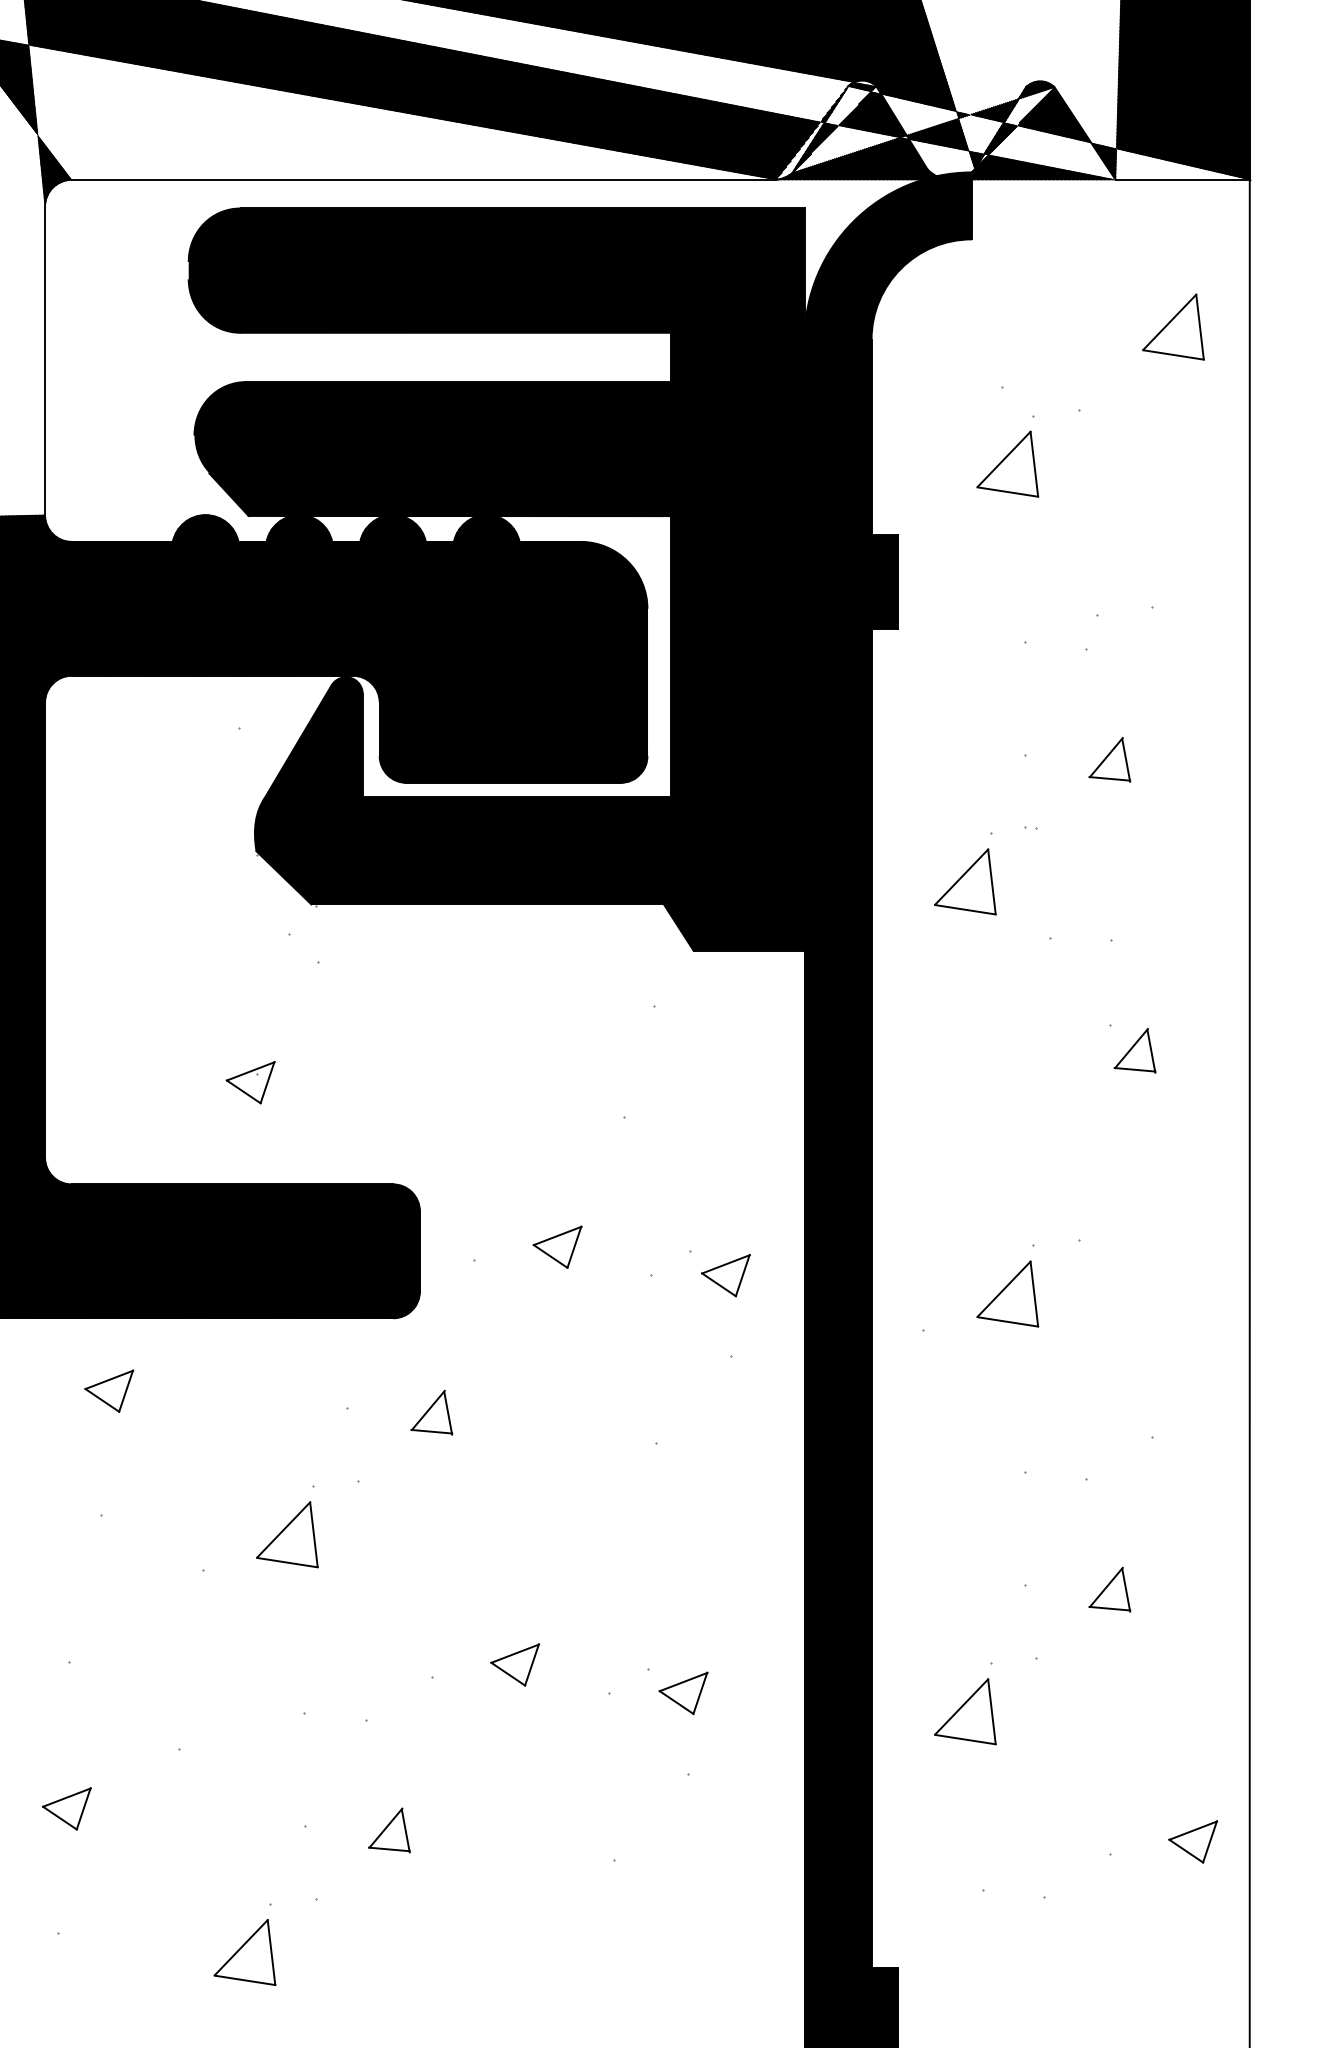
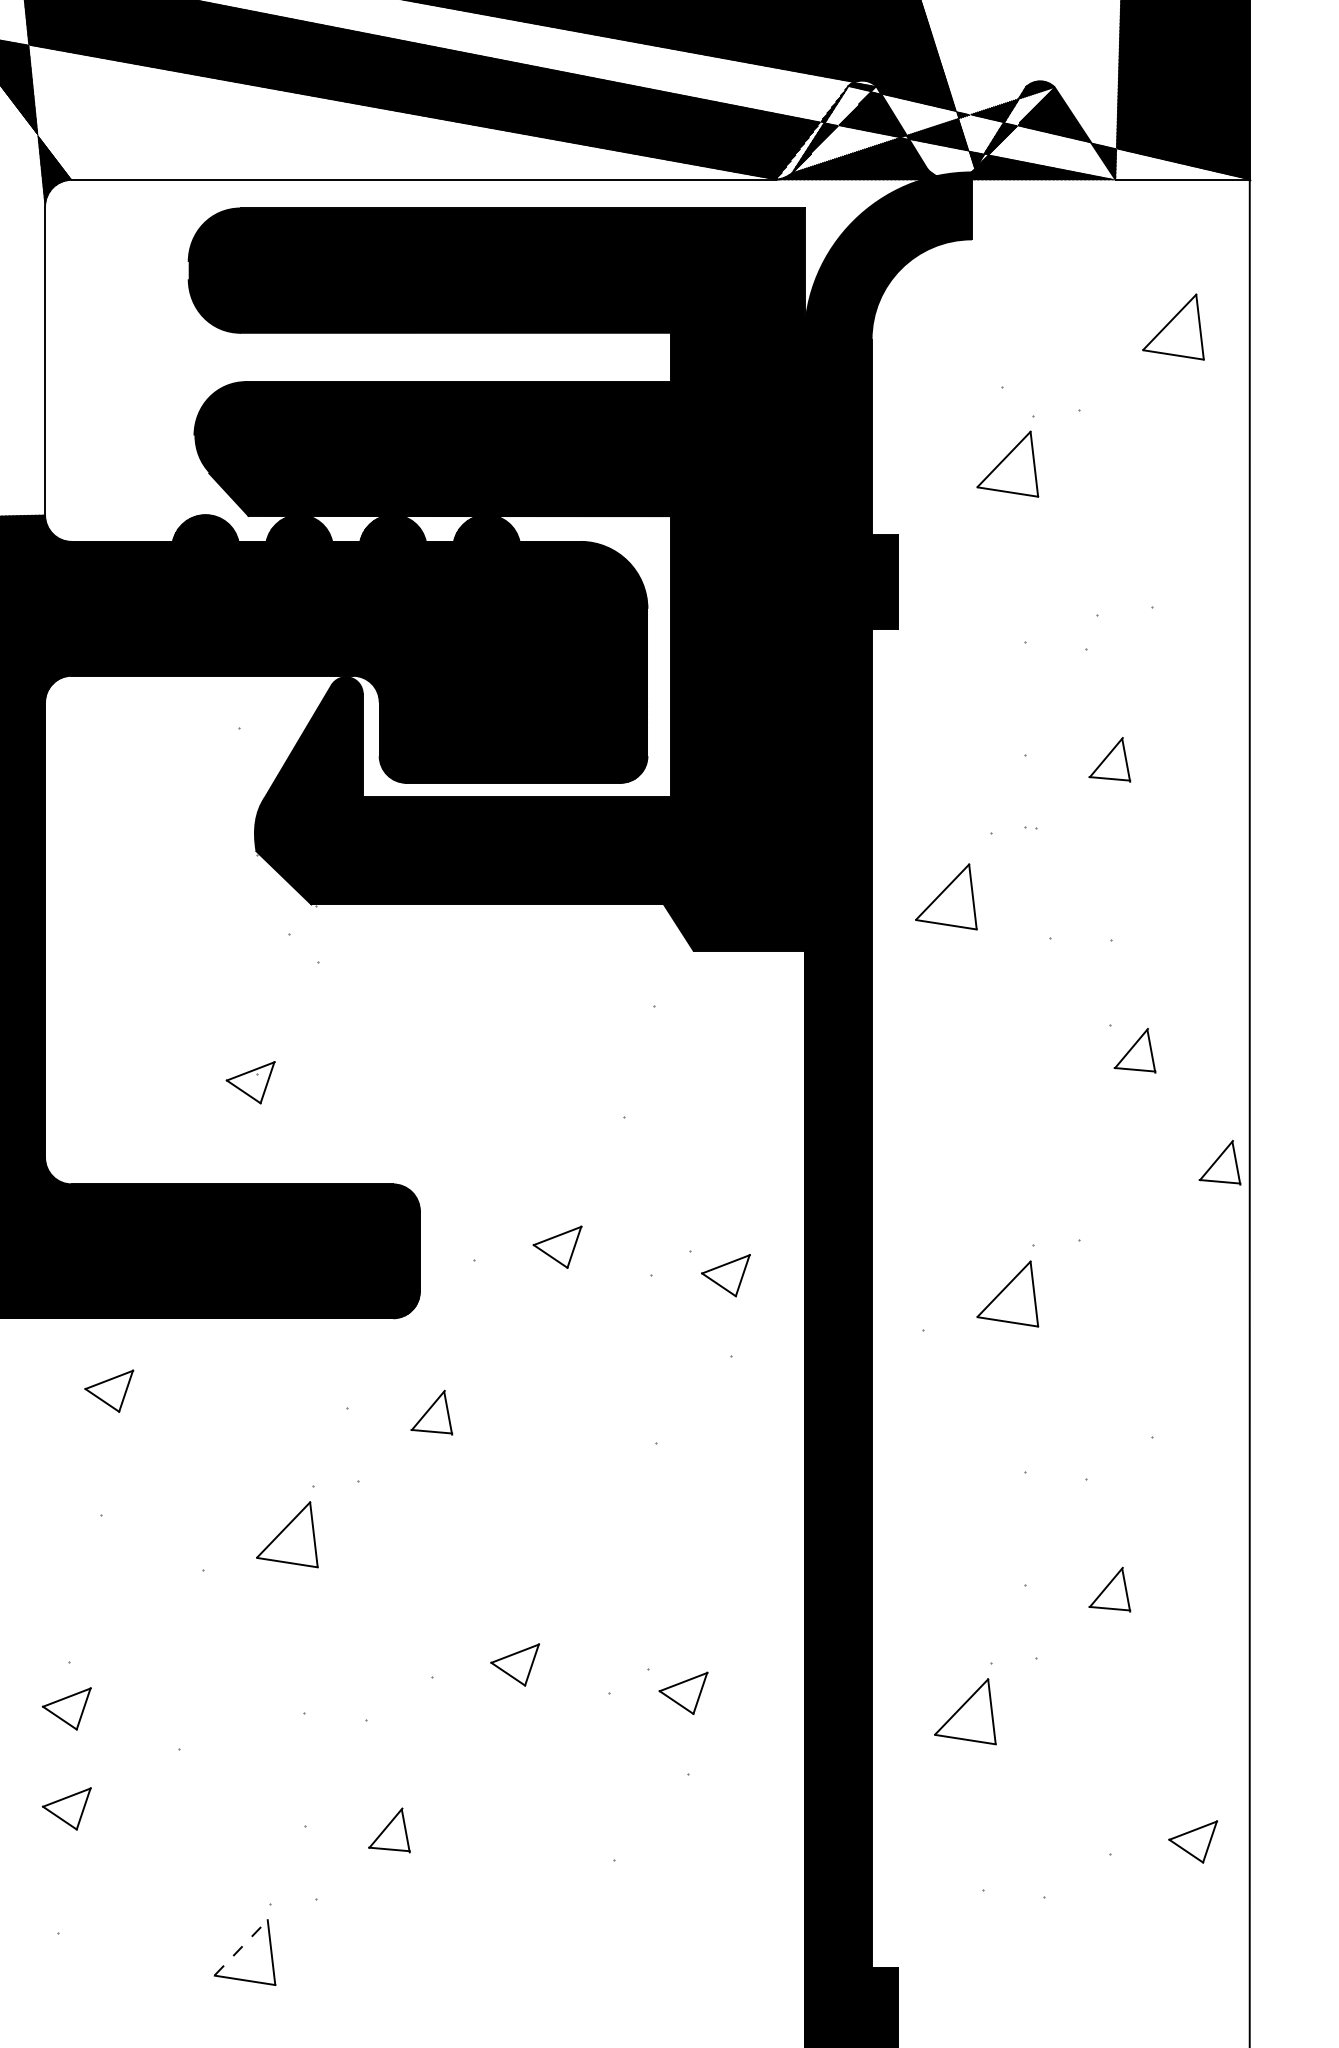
part position: (965, 881) -> (946, 896) (946, 896)
part: none -> present (1219, 1162)
part: none -> present (66, 1708)
line: solid -> dashed (241, 1947)
